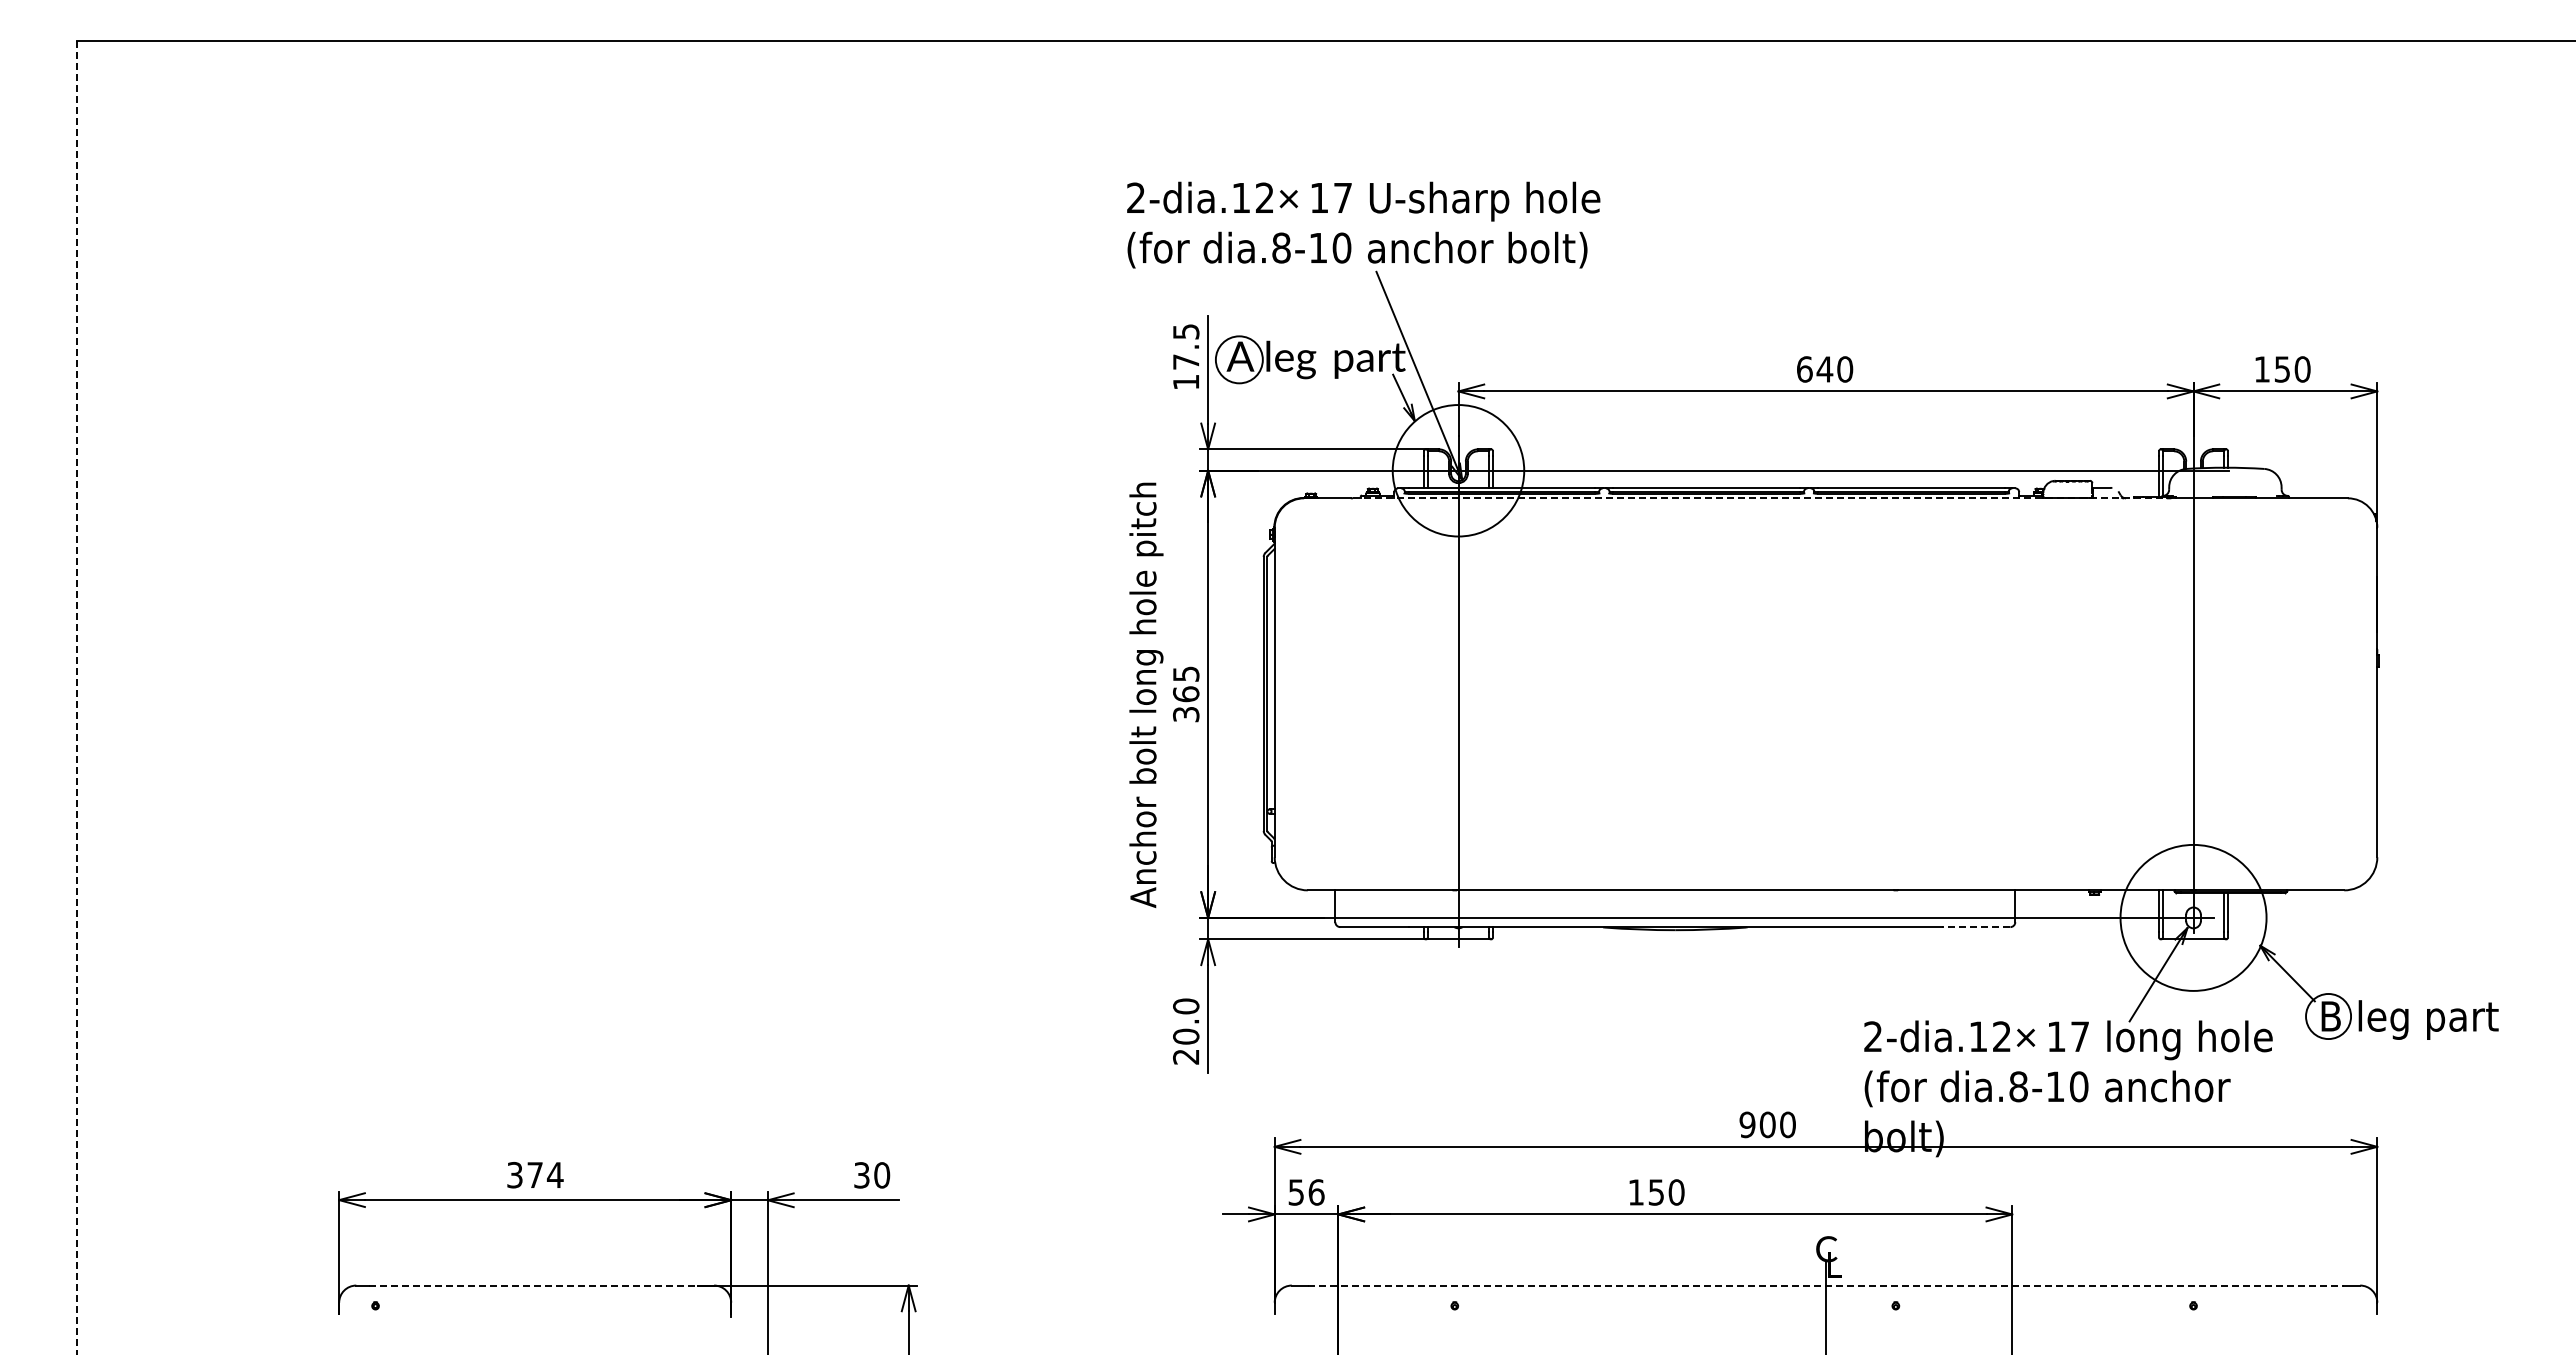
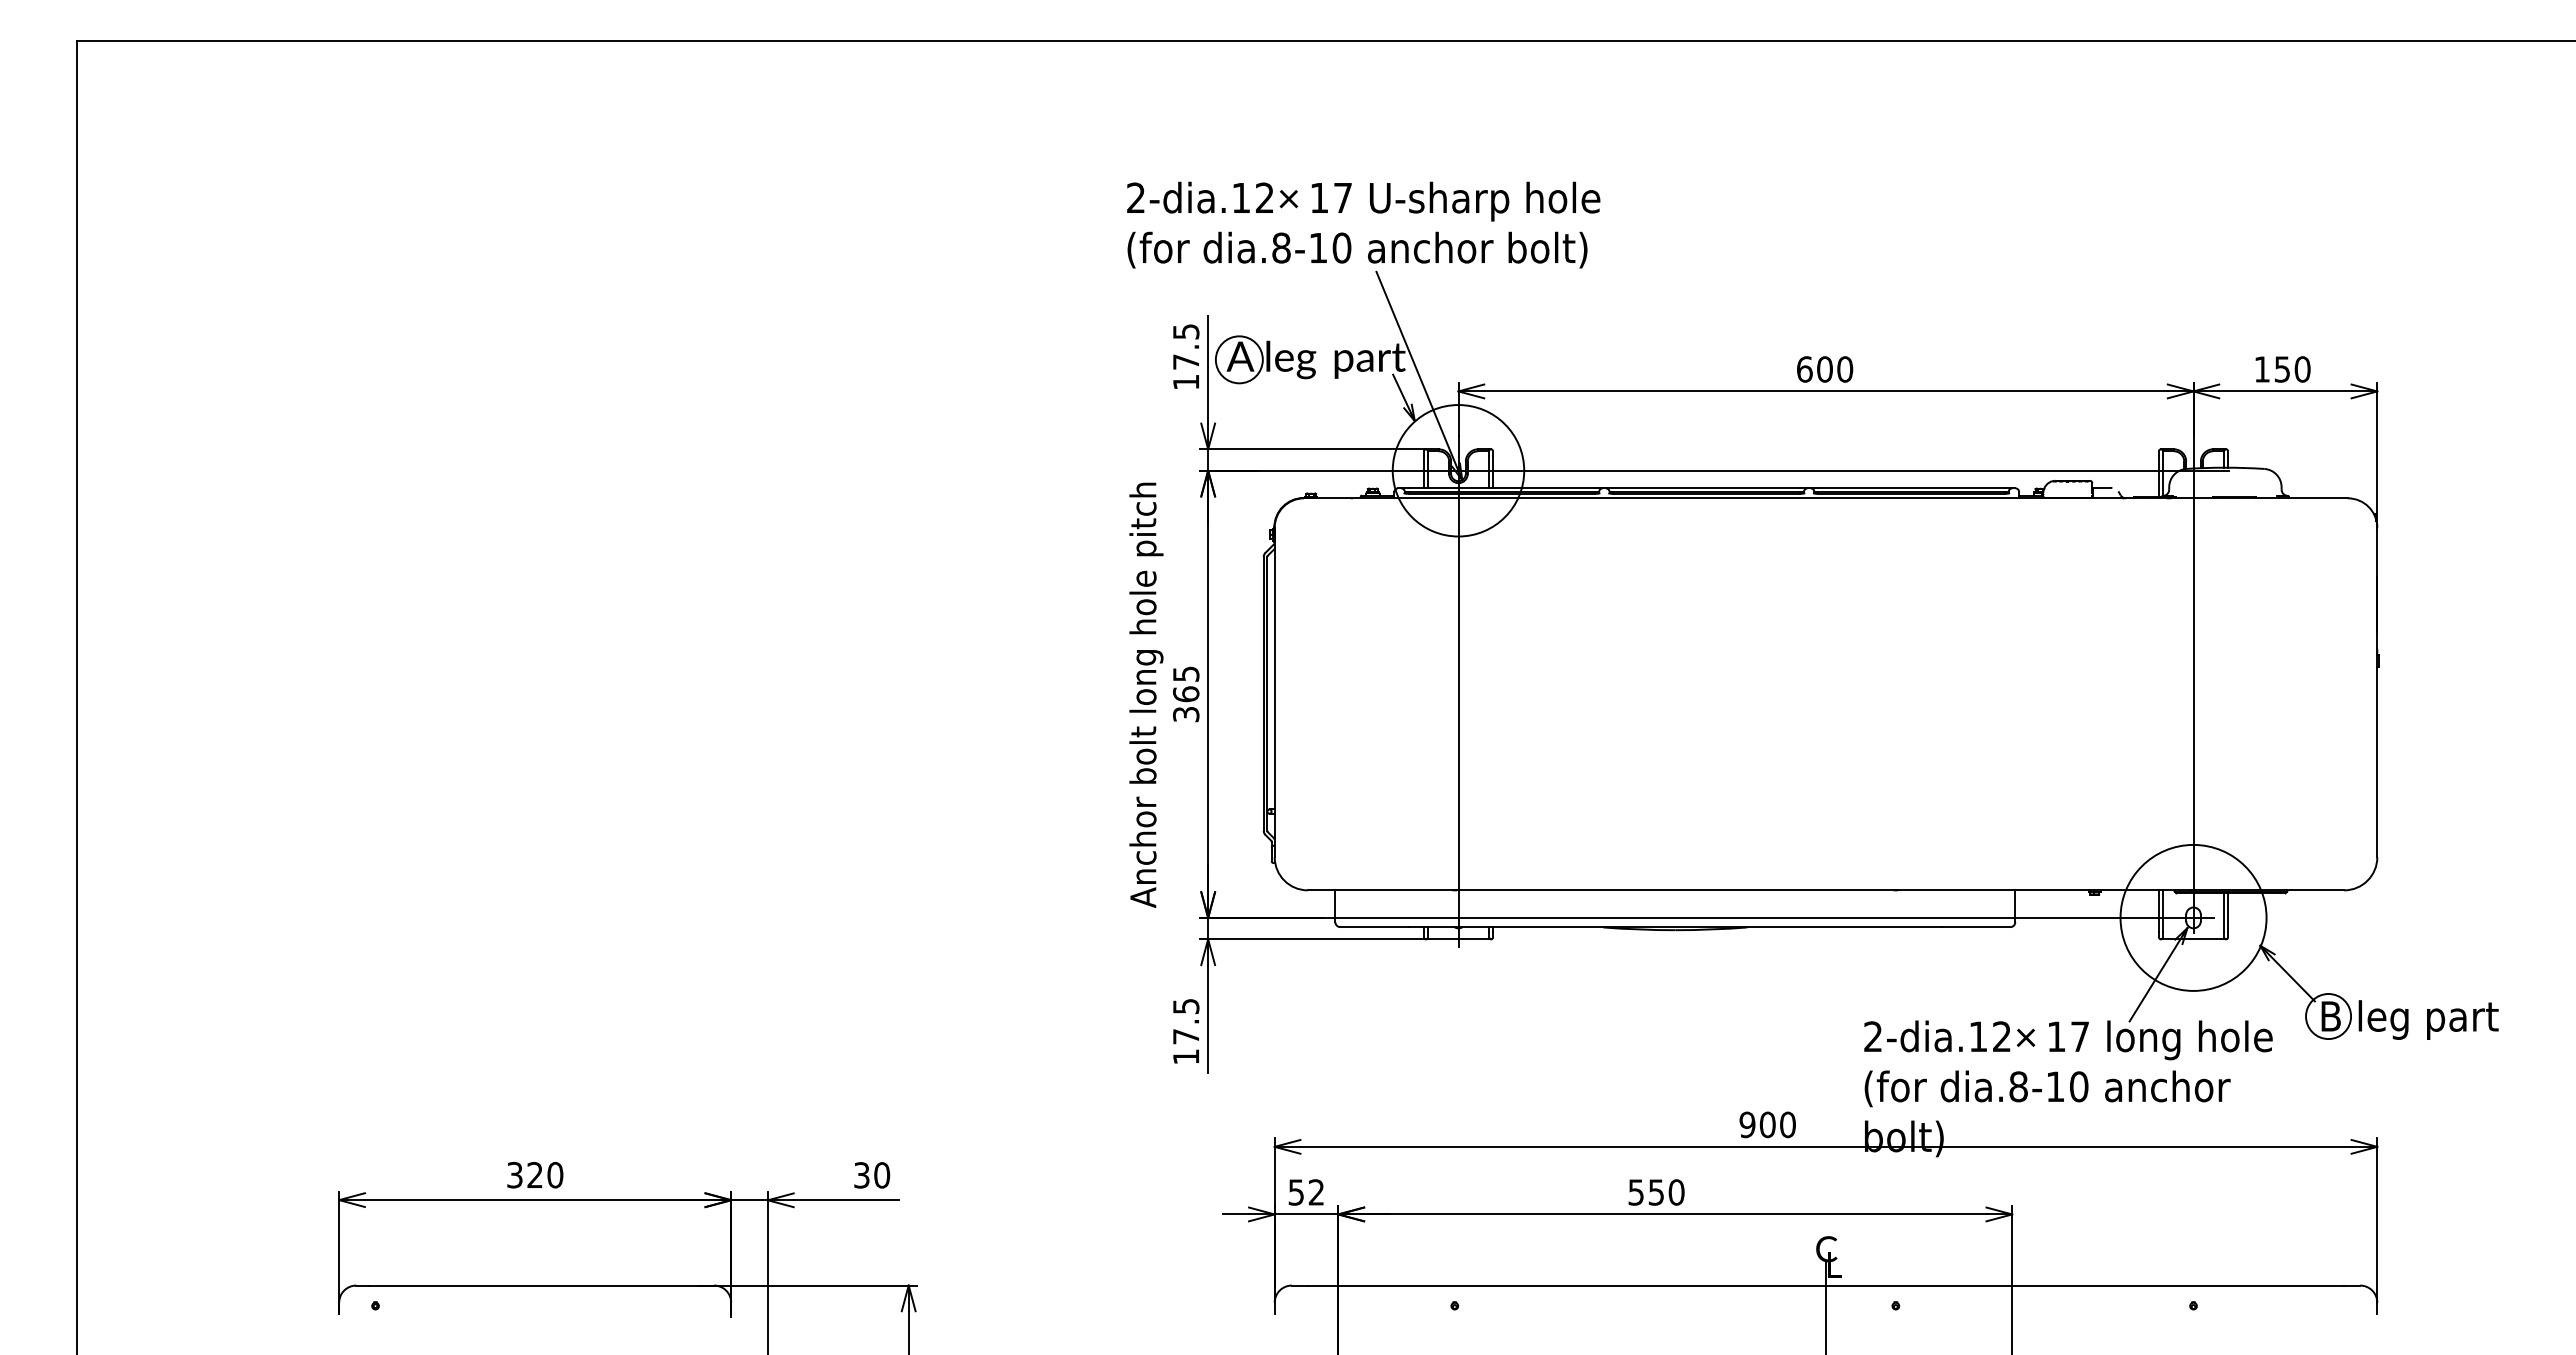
text: 640 -> 600 (1824, 369)
line: dashed -> solid (1759, 498)
line: dashed -> solid (77, 697)
line: dashed -> solid (1975, 927)
text: 20.0 -> 17.5 (1186, 1031)
text: 374 -> 320 (545, 1175)
text: 56 -> 52 (1316, 1192)
text: 150 -> 550 (1635, 1192)
line: dashed -> solid (533, 1285)
line: dashed -> solid (1826, 1285)
